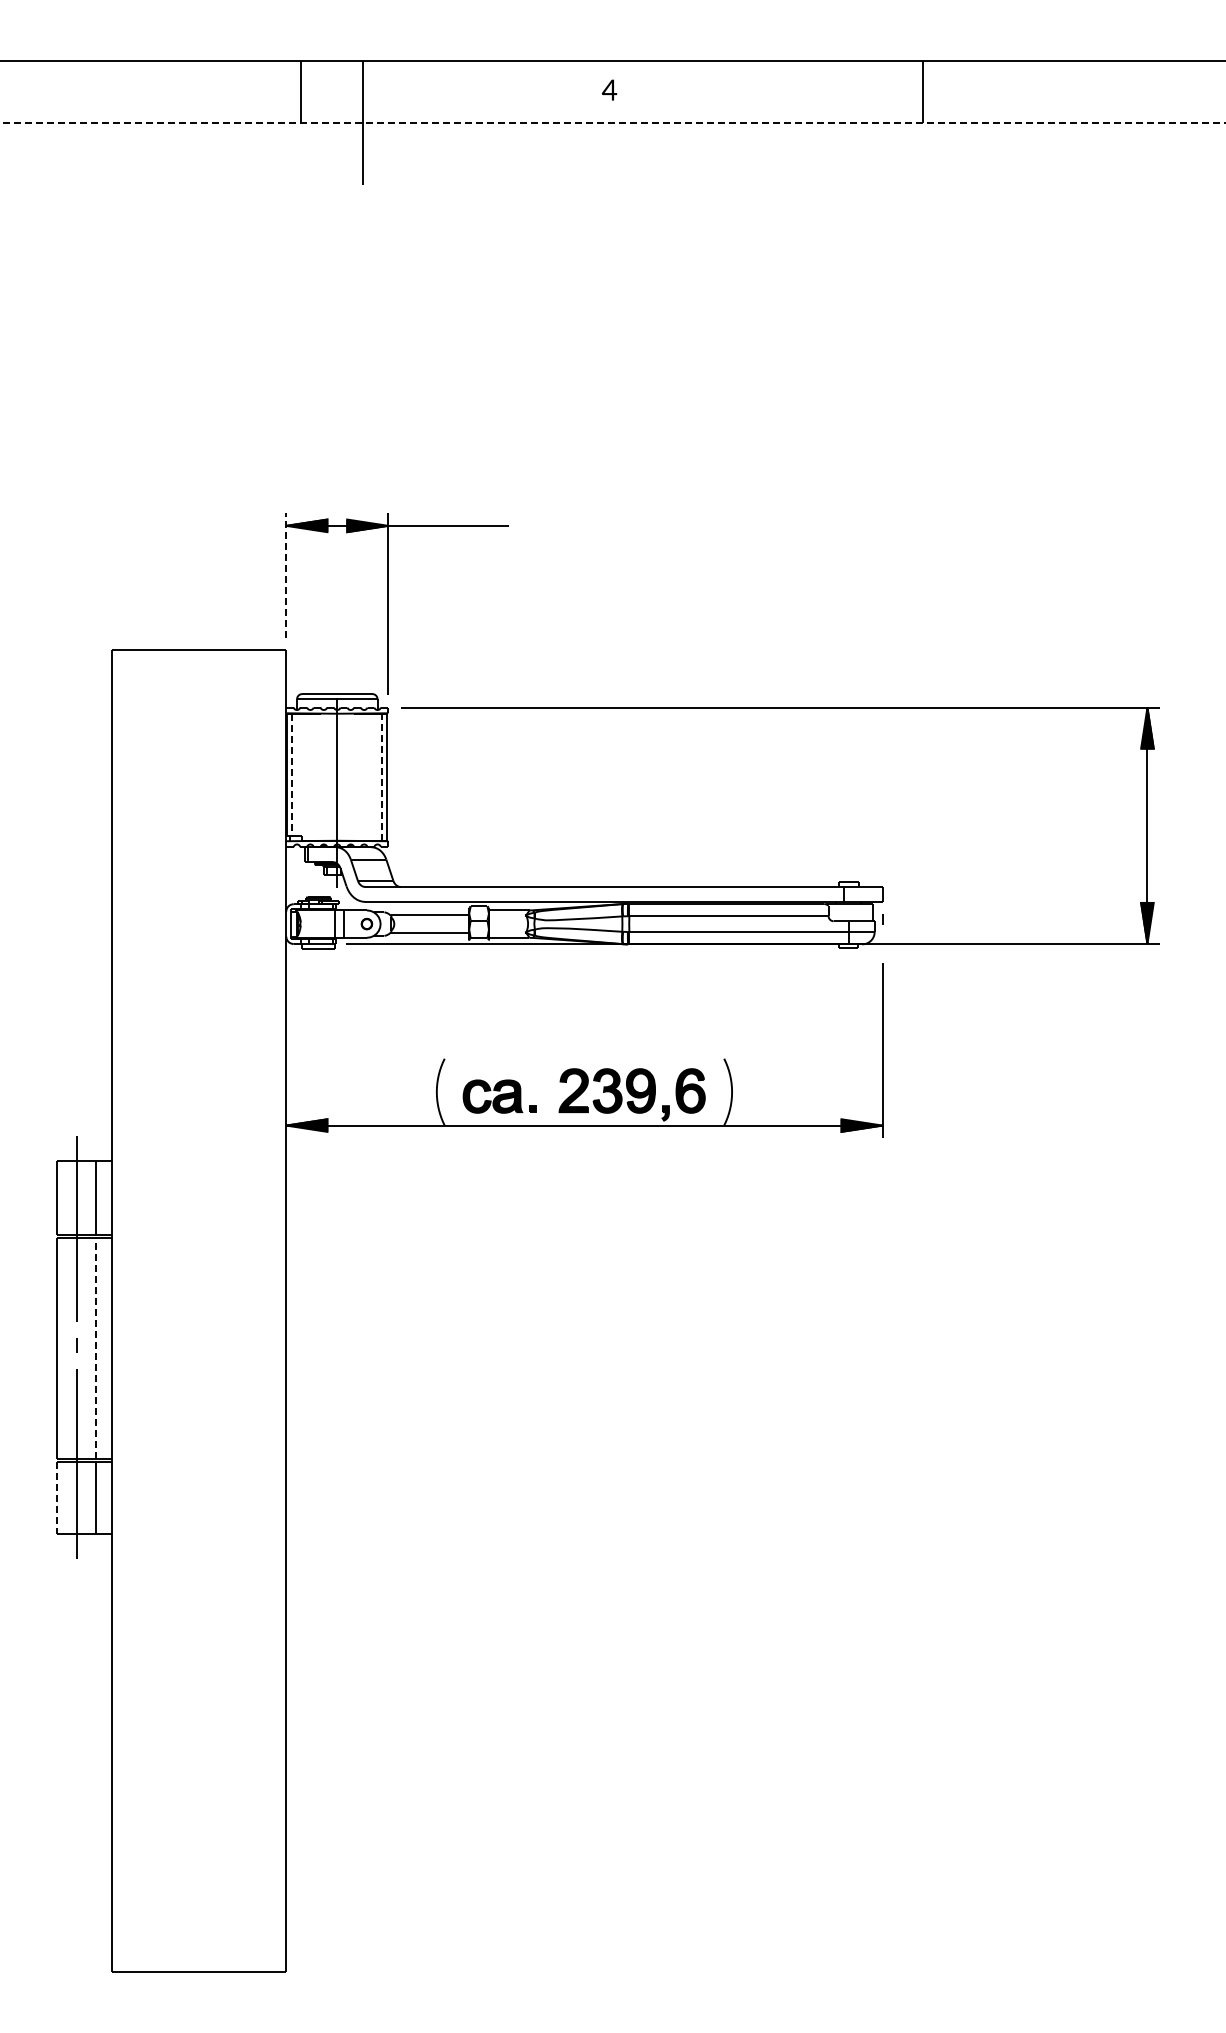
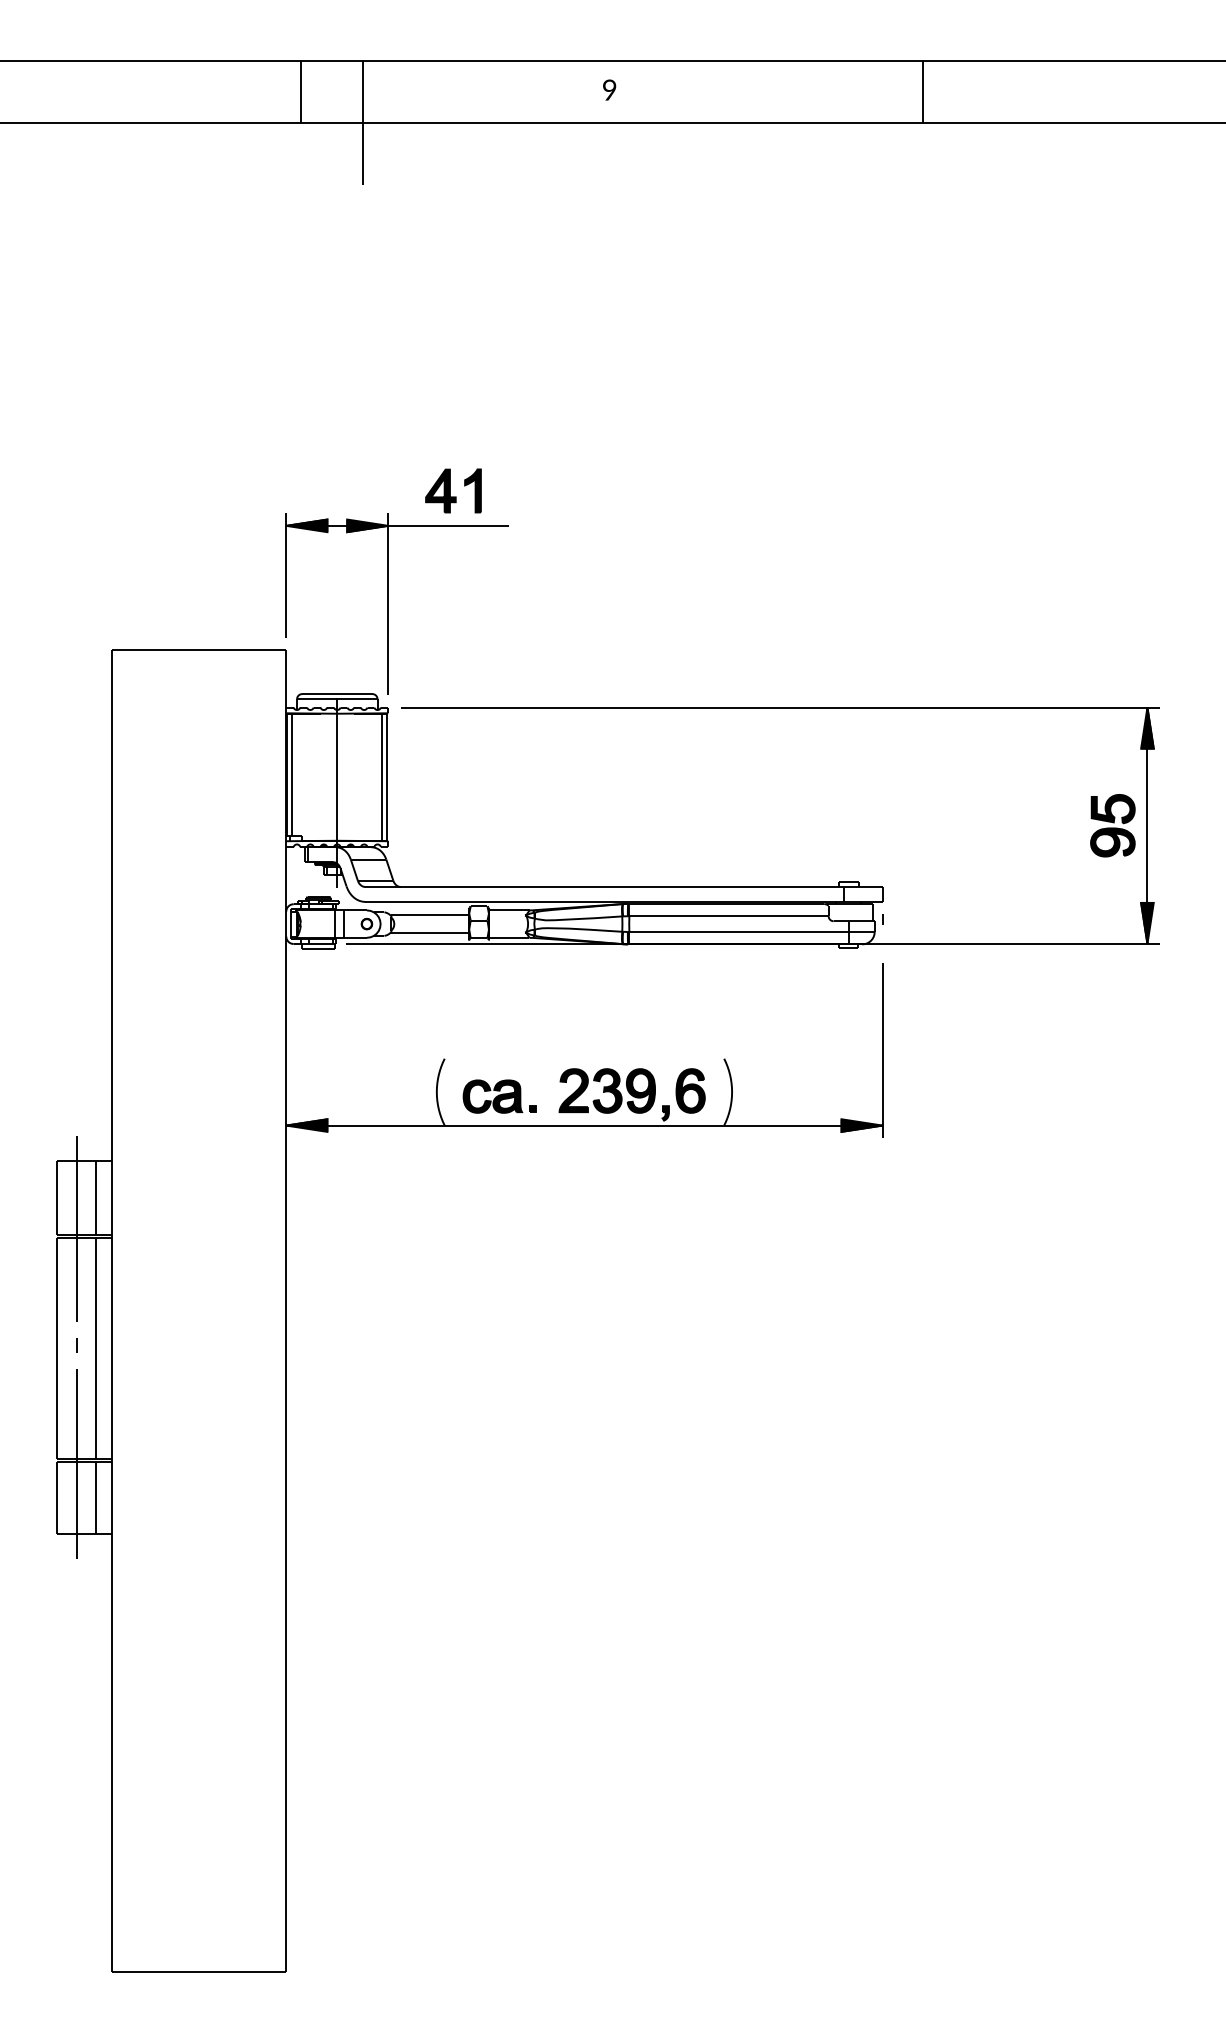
text: 4 -> 9 (609, 89)
line: dashed -> solid (613, 123)
part: none -> present (453, 490)
line: dashed -> solid (286, 575)
line: dashed -> solid (291, 775)
line: dashed -> solid (382, 777)
part: none -> present (1112, 825)
line: dashed -> solid (96, 1348)
line: dashed -> solid (57, 1498)
